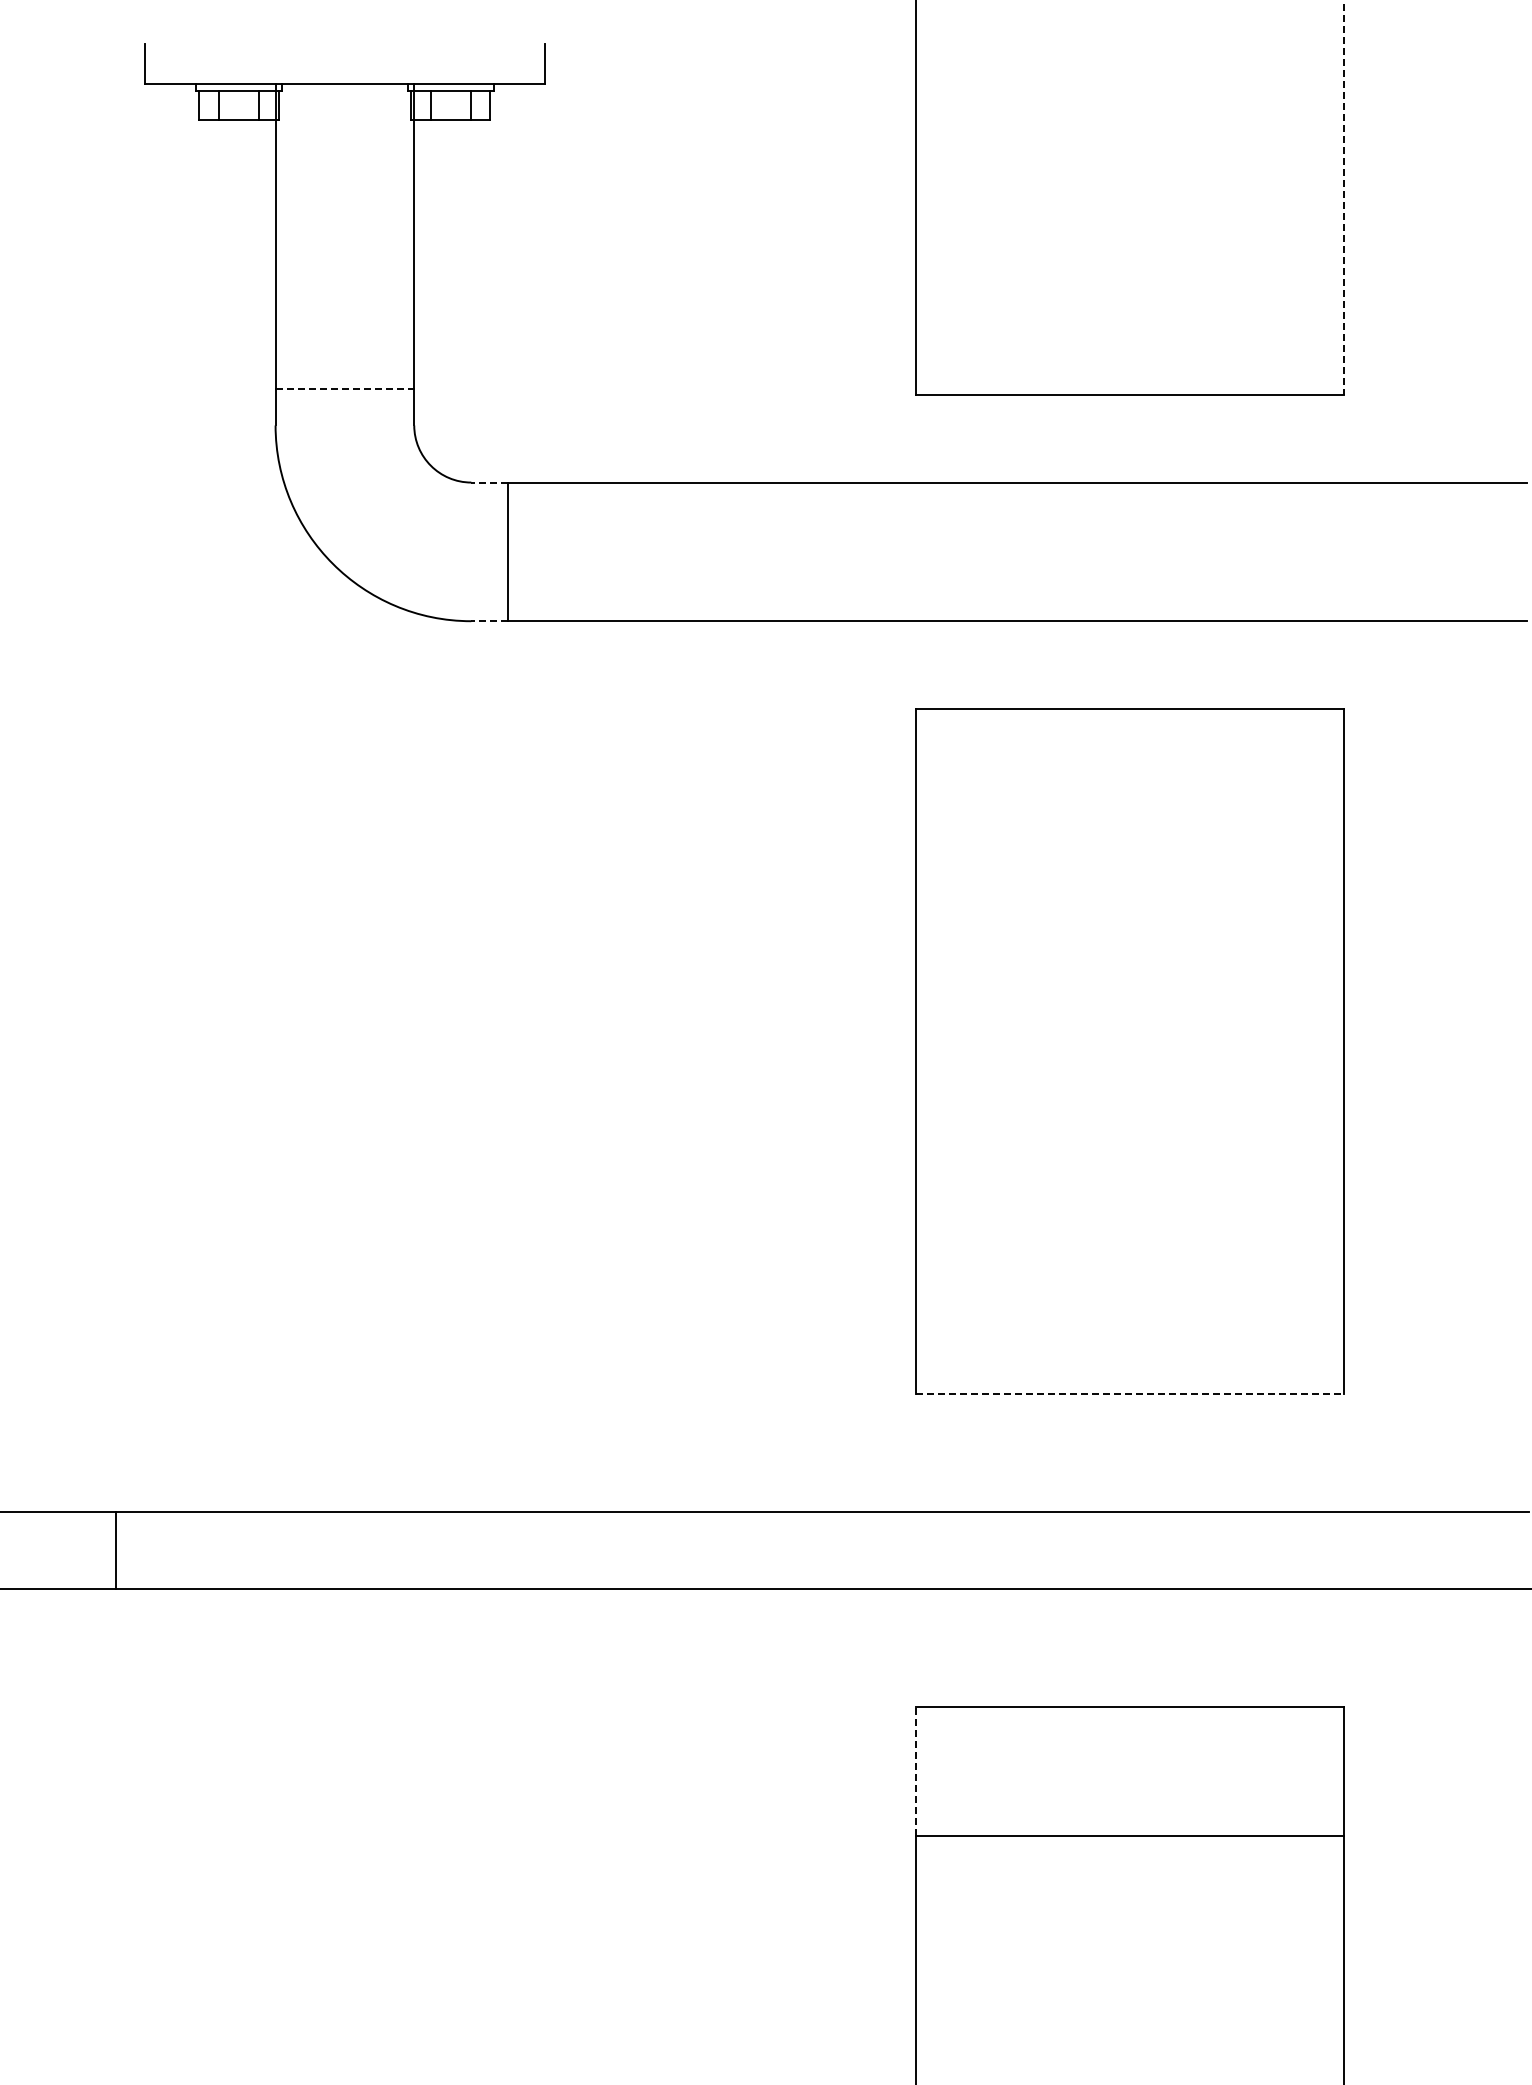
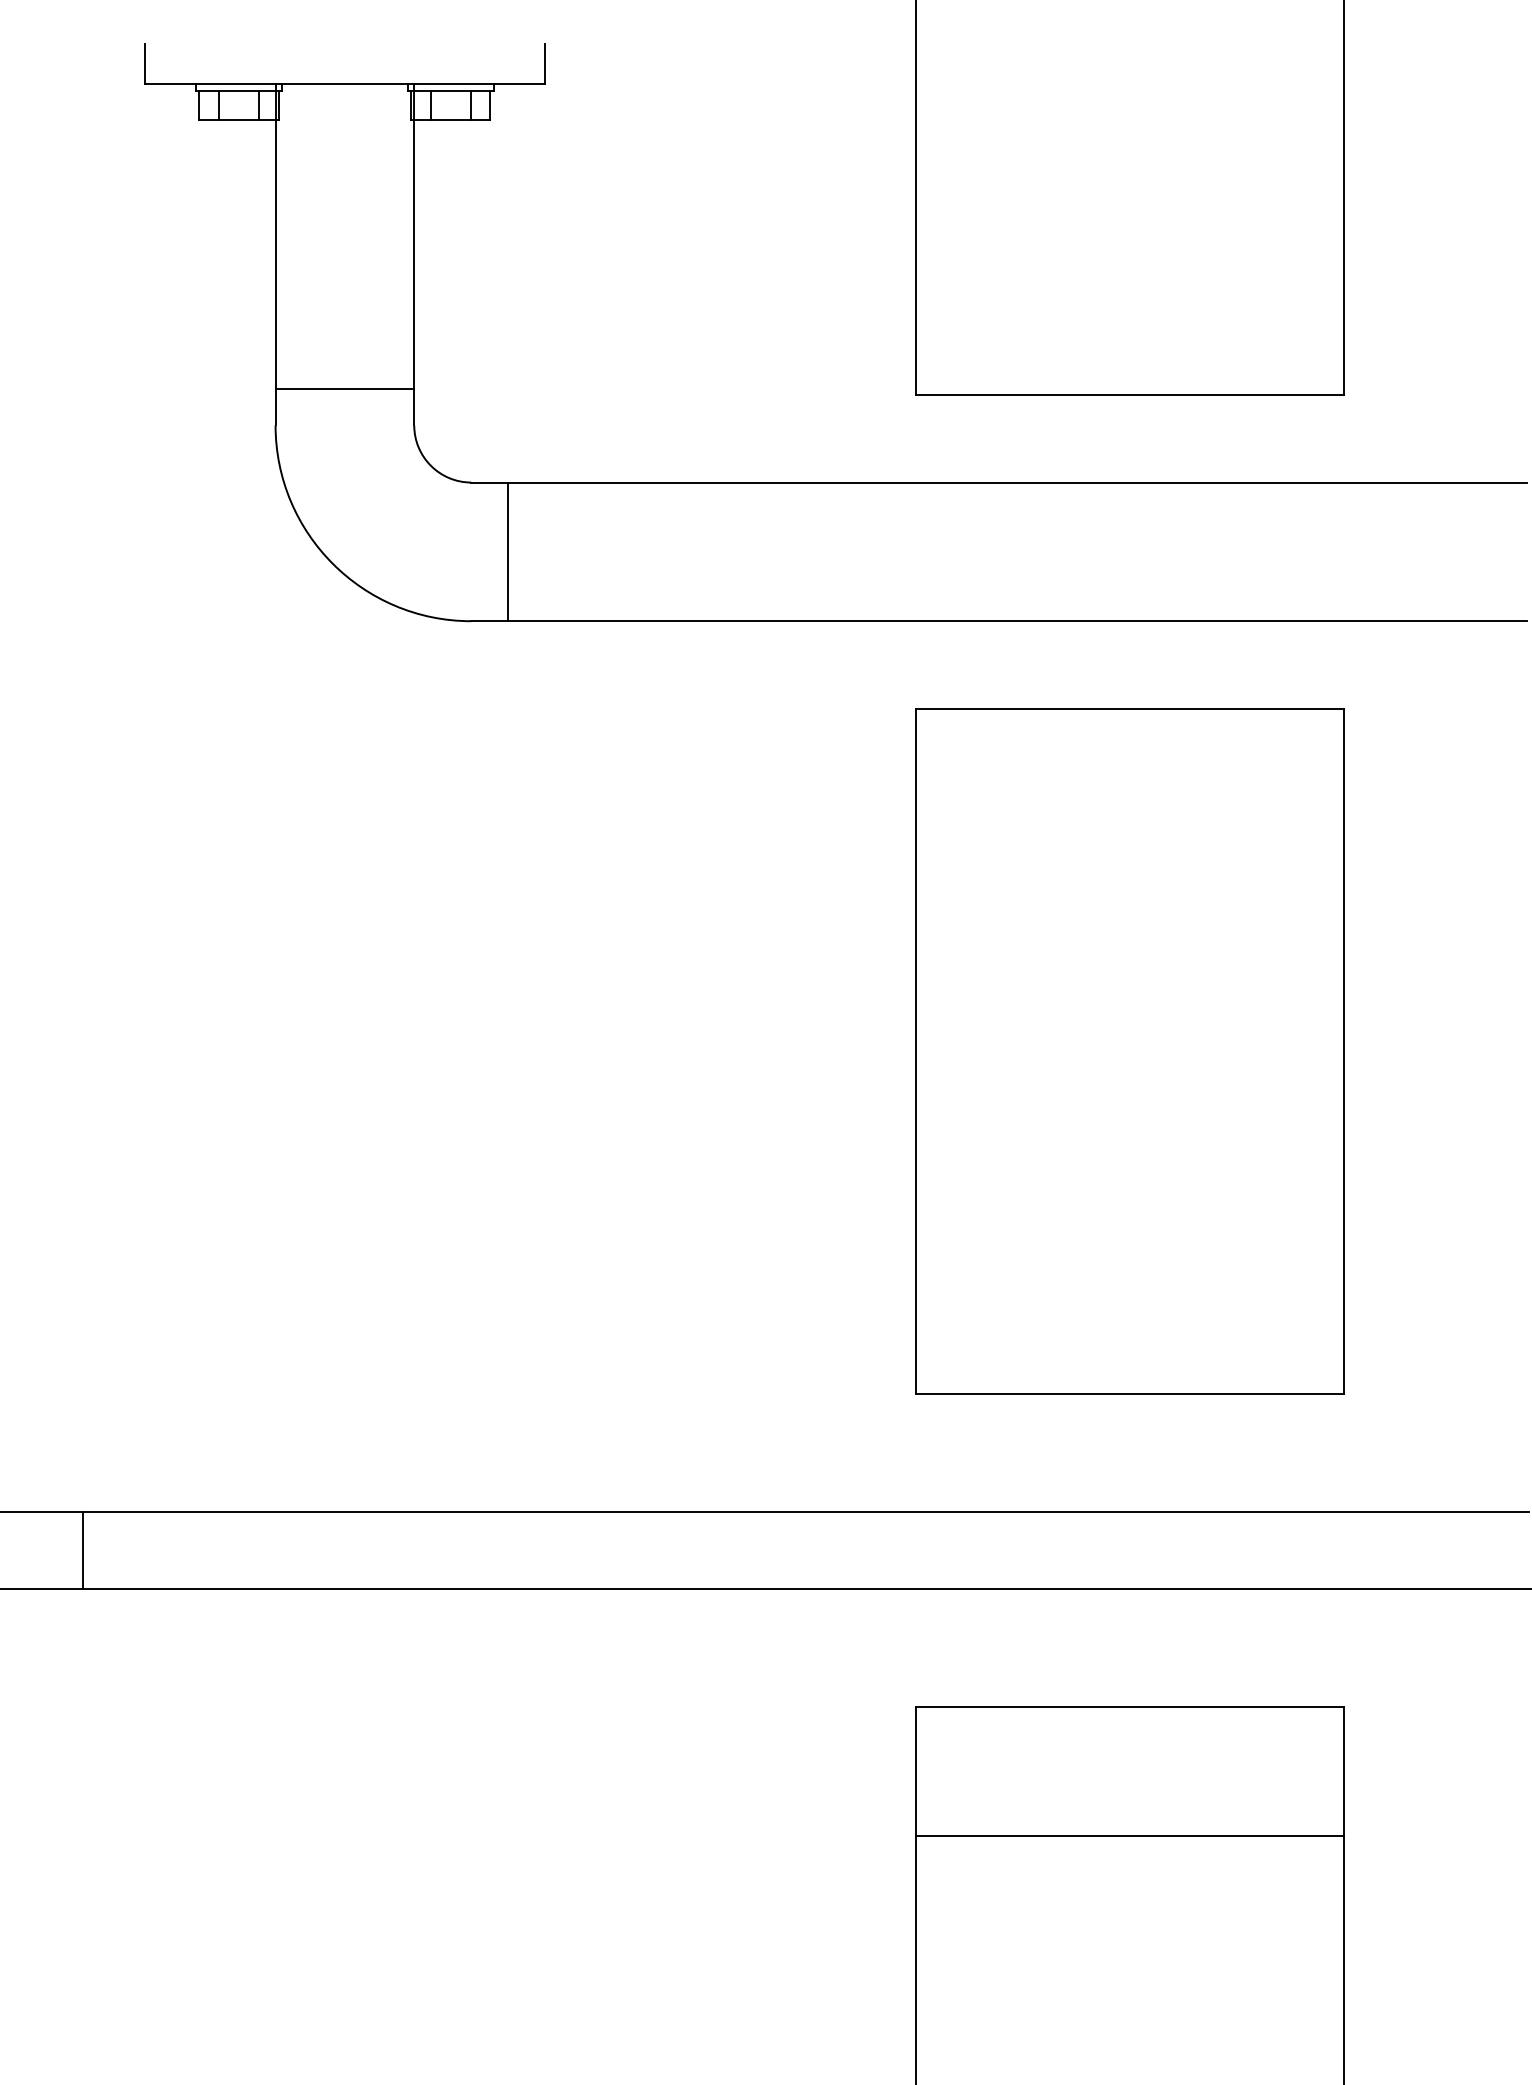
line: dashed -> solid (1343, 198)
line: dashed -> solid (345, 388)
line: dashed -> solid (489, 482)
line: dashed -> solid (489, 621)
line: dashed -> solid (1129, 1393)
line position: (115, 1550) -> (82, 1550) (82, 1550)
line: dashed -> solid (915, 1771)
